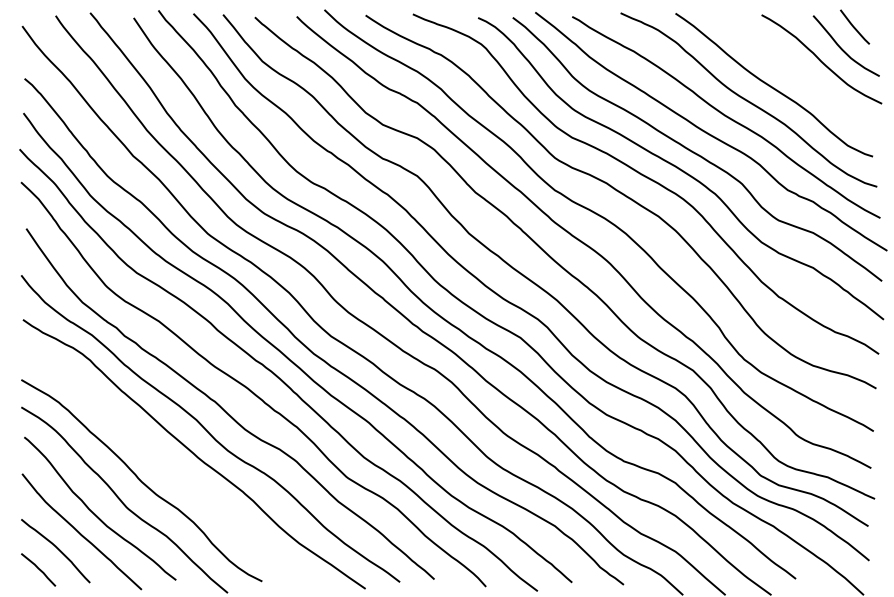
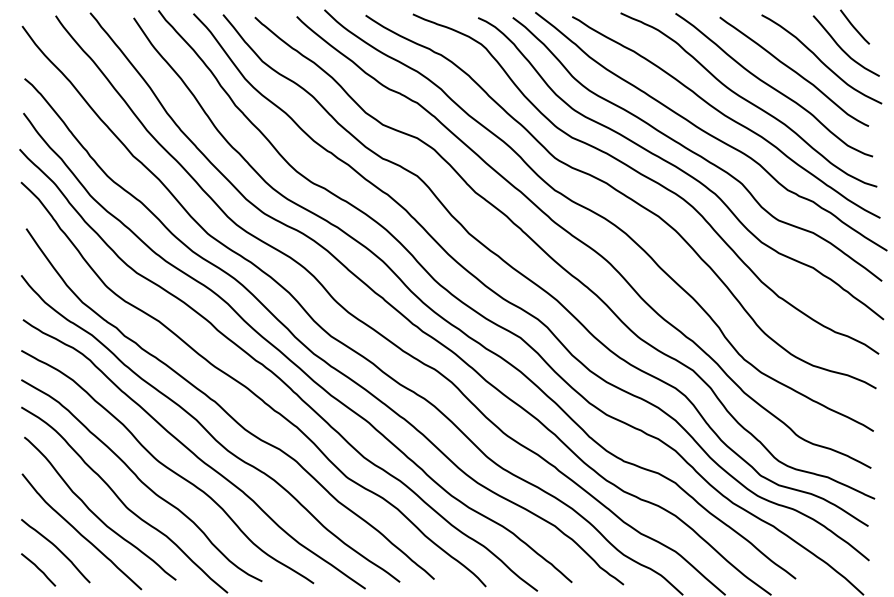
curve: none -> present (794, 71)
curve: none -> present (167, 467)
